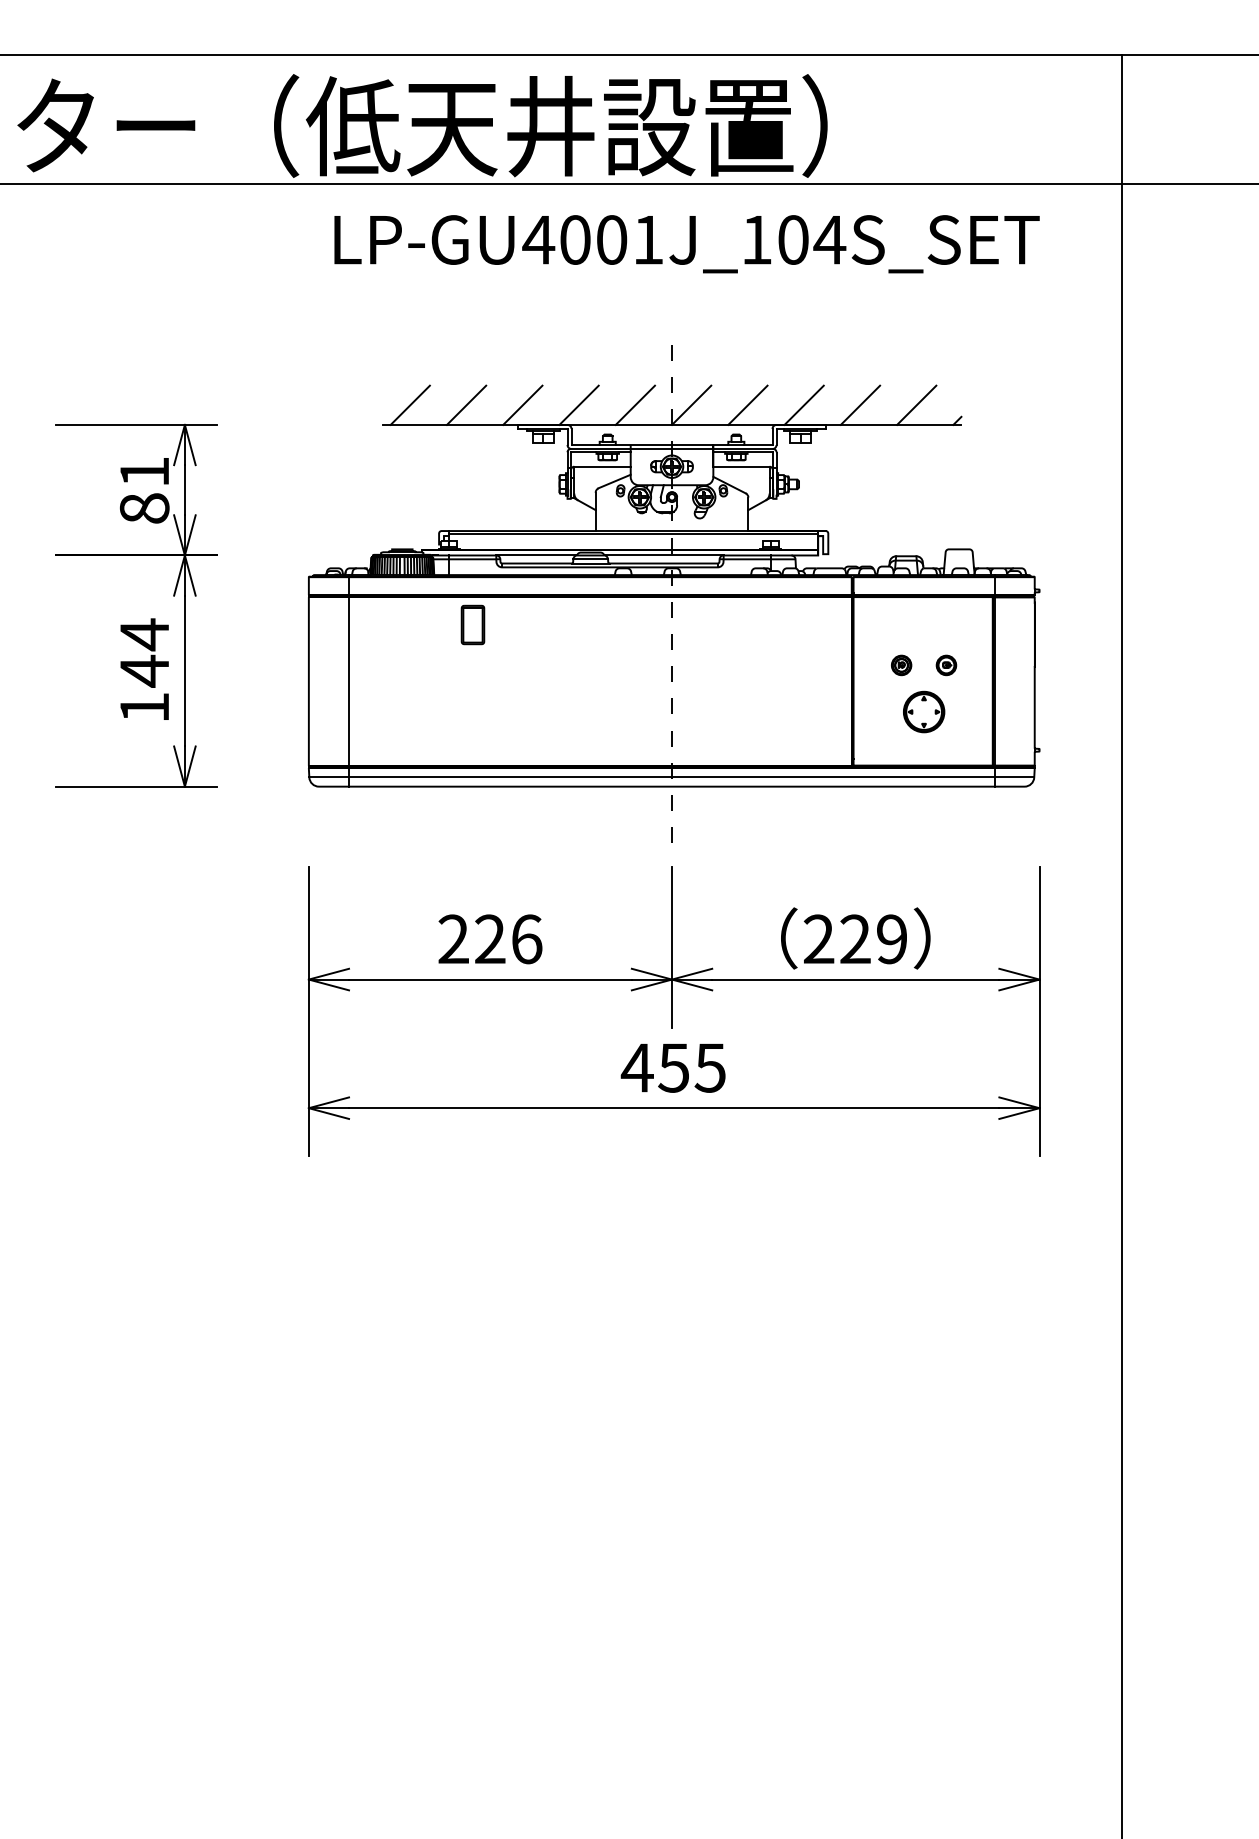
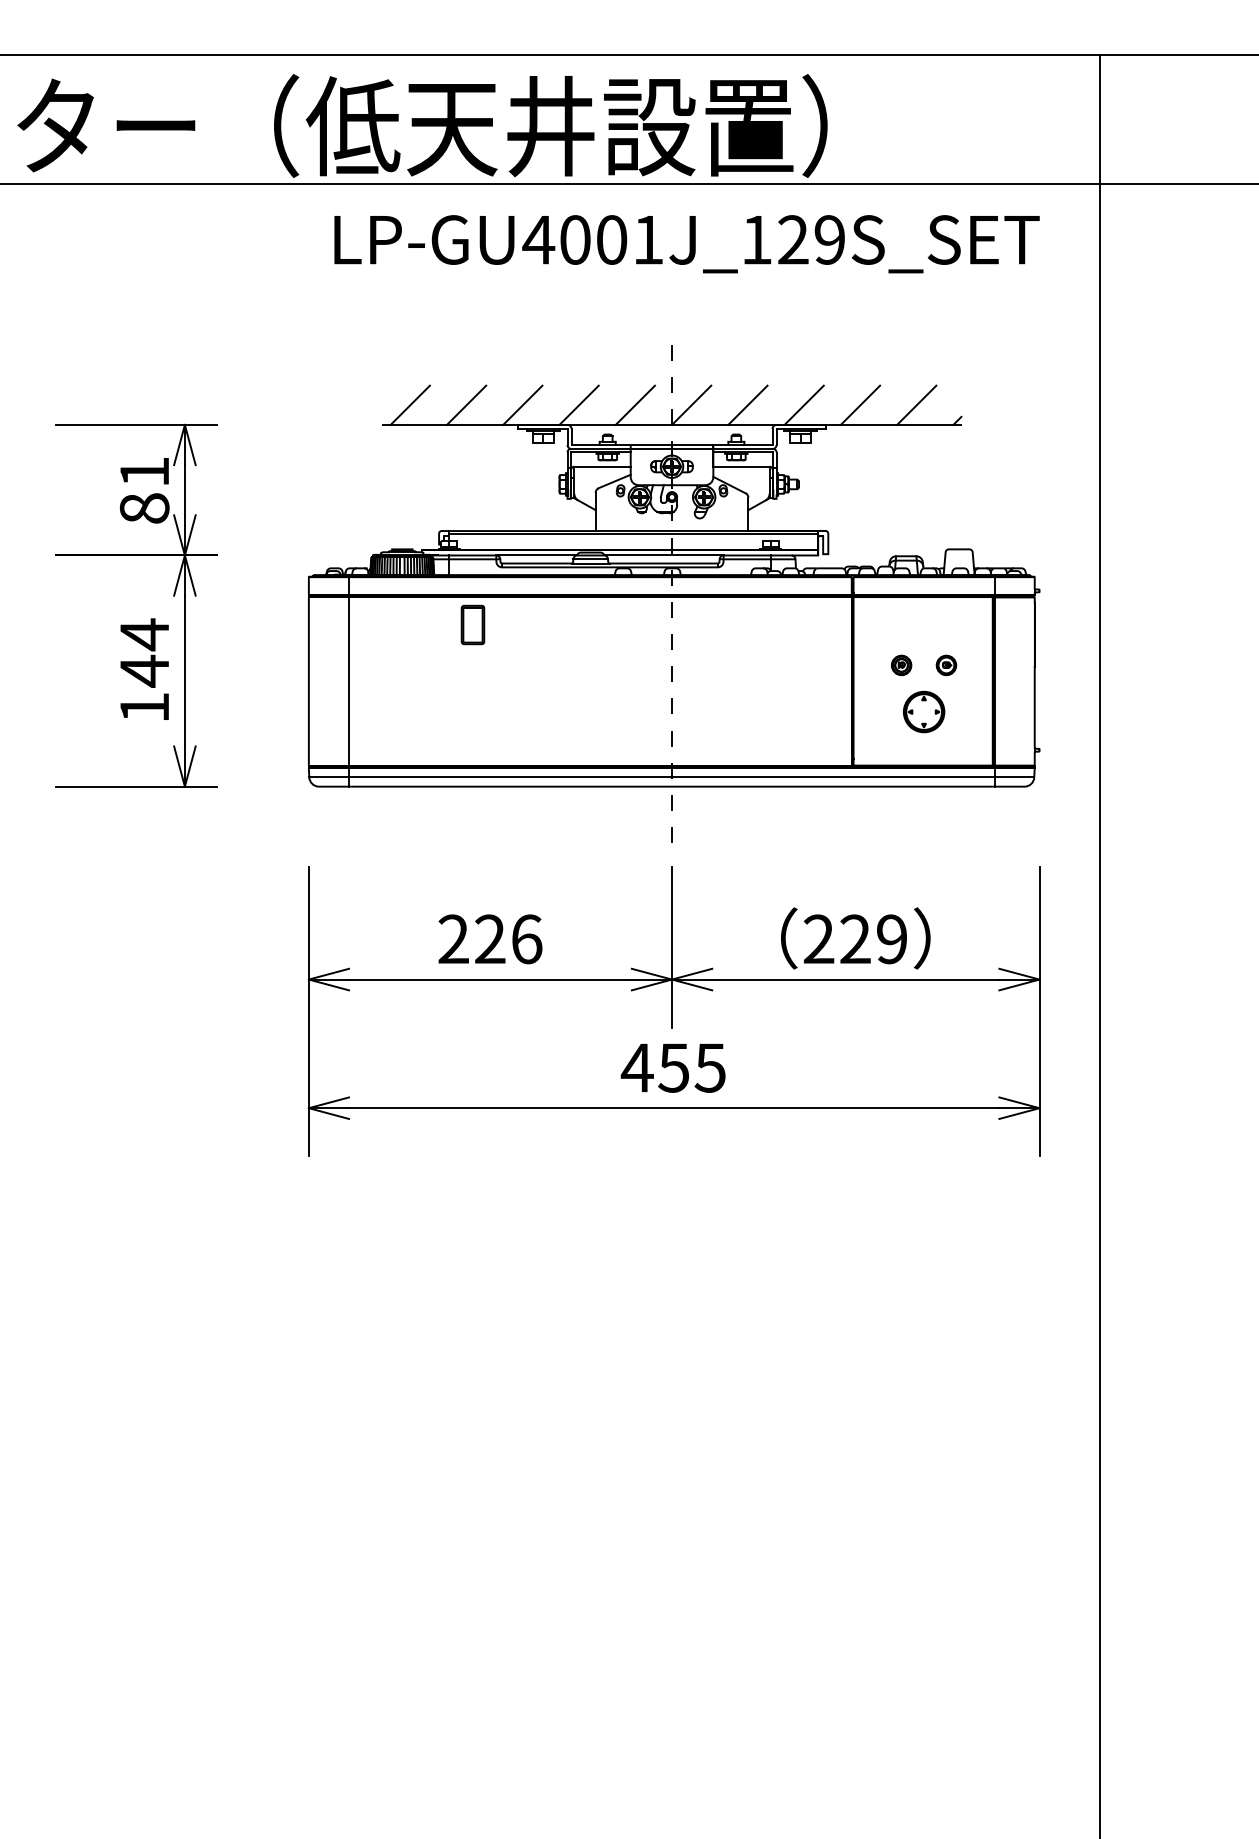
text: LP-GU4001J_104S_SET -> LP-GU4001J_129S_SET (812, 239)
line position: (1122, 945) -> (1100, 945) (1100, 945)
